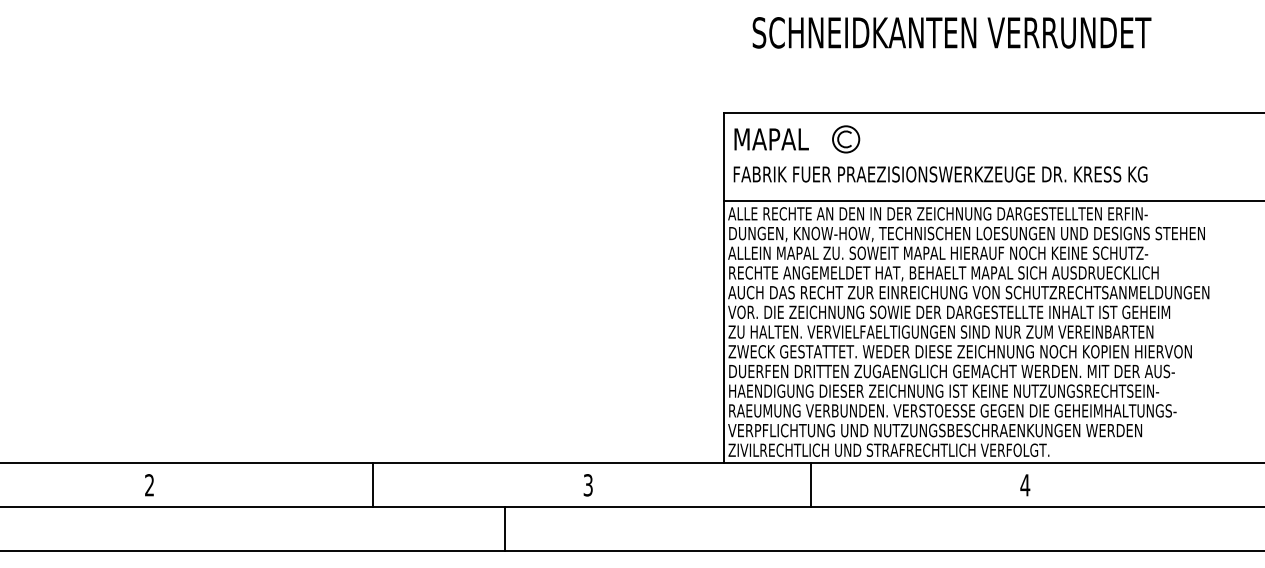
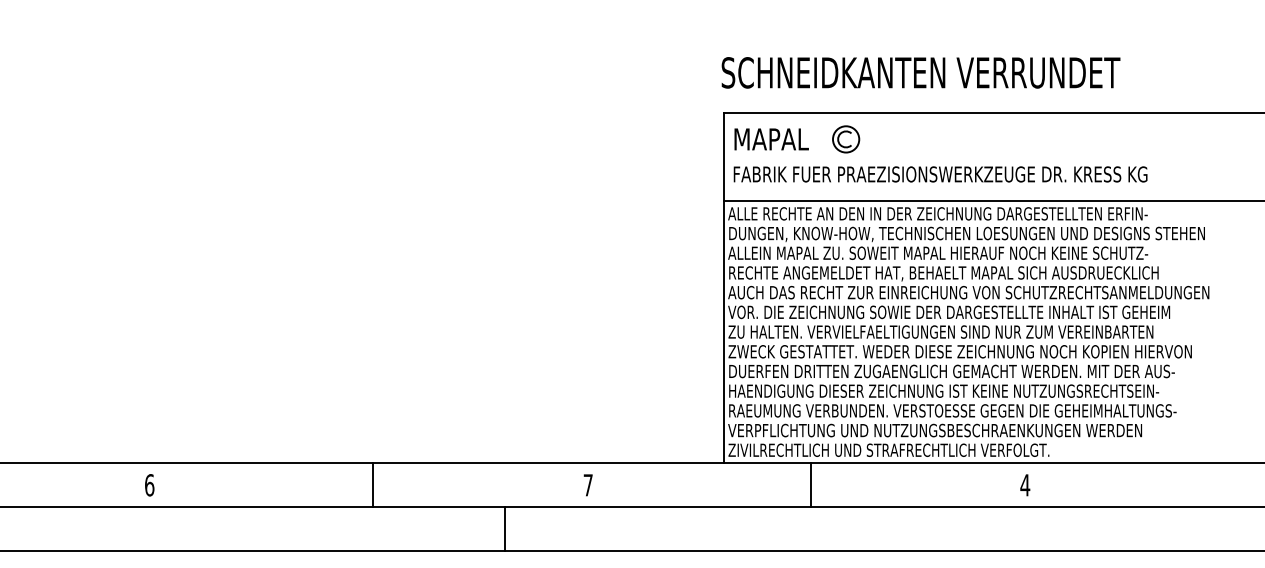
text position: (951, 32) -> (920, 72) (920, 72)
text: 2 -> 6 (149, 485)
text: 3 -> 7 (587, 485)
